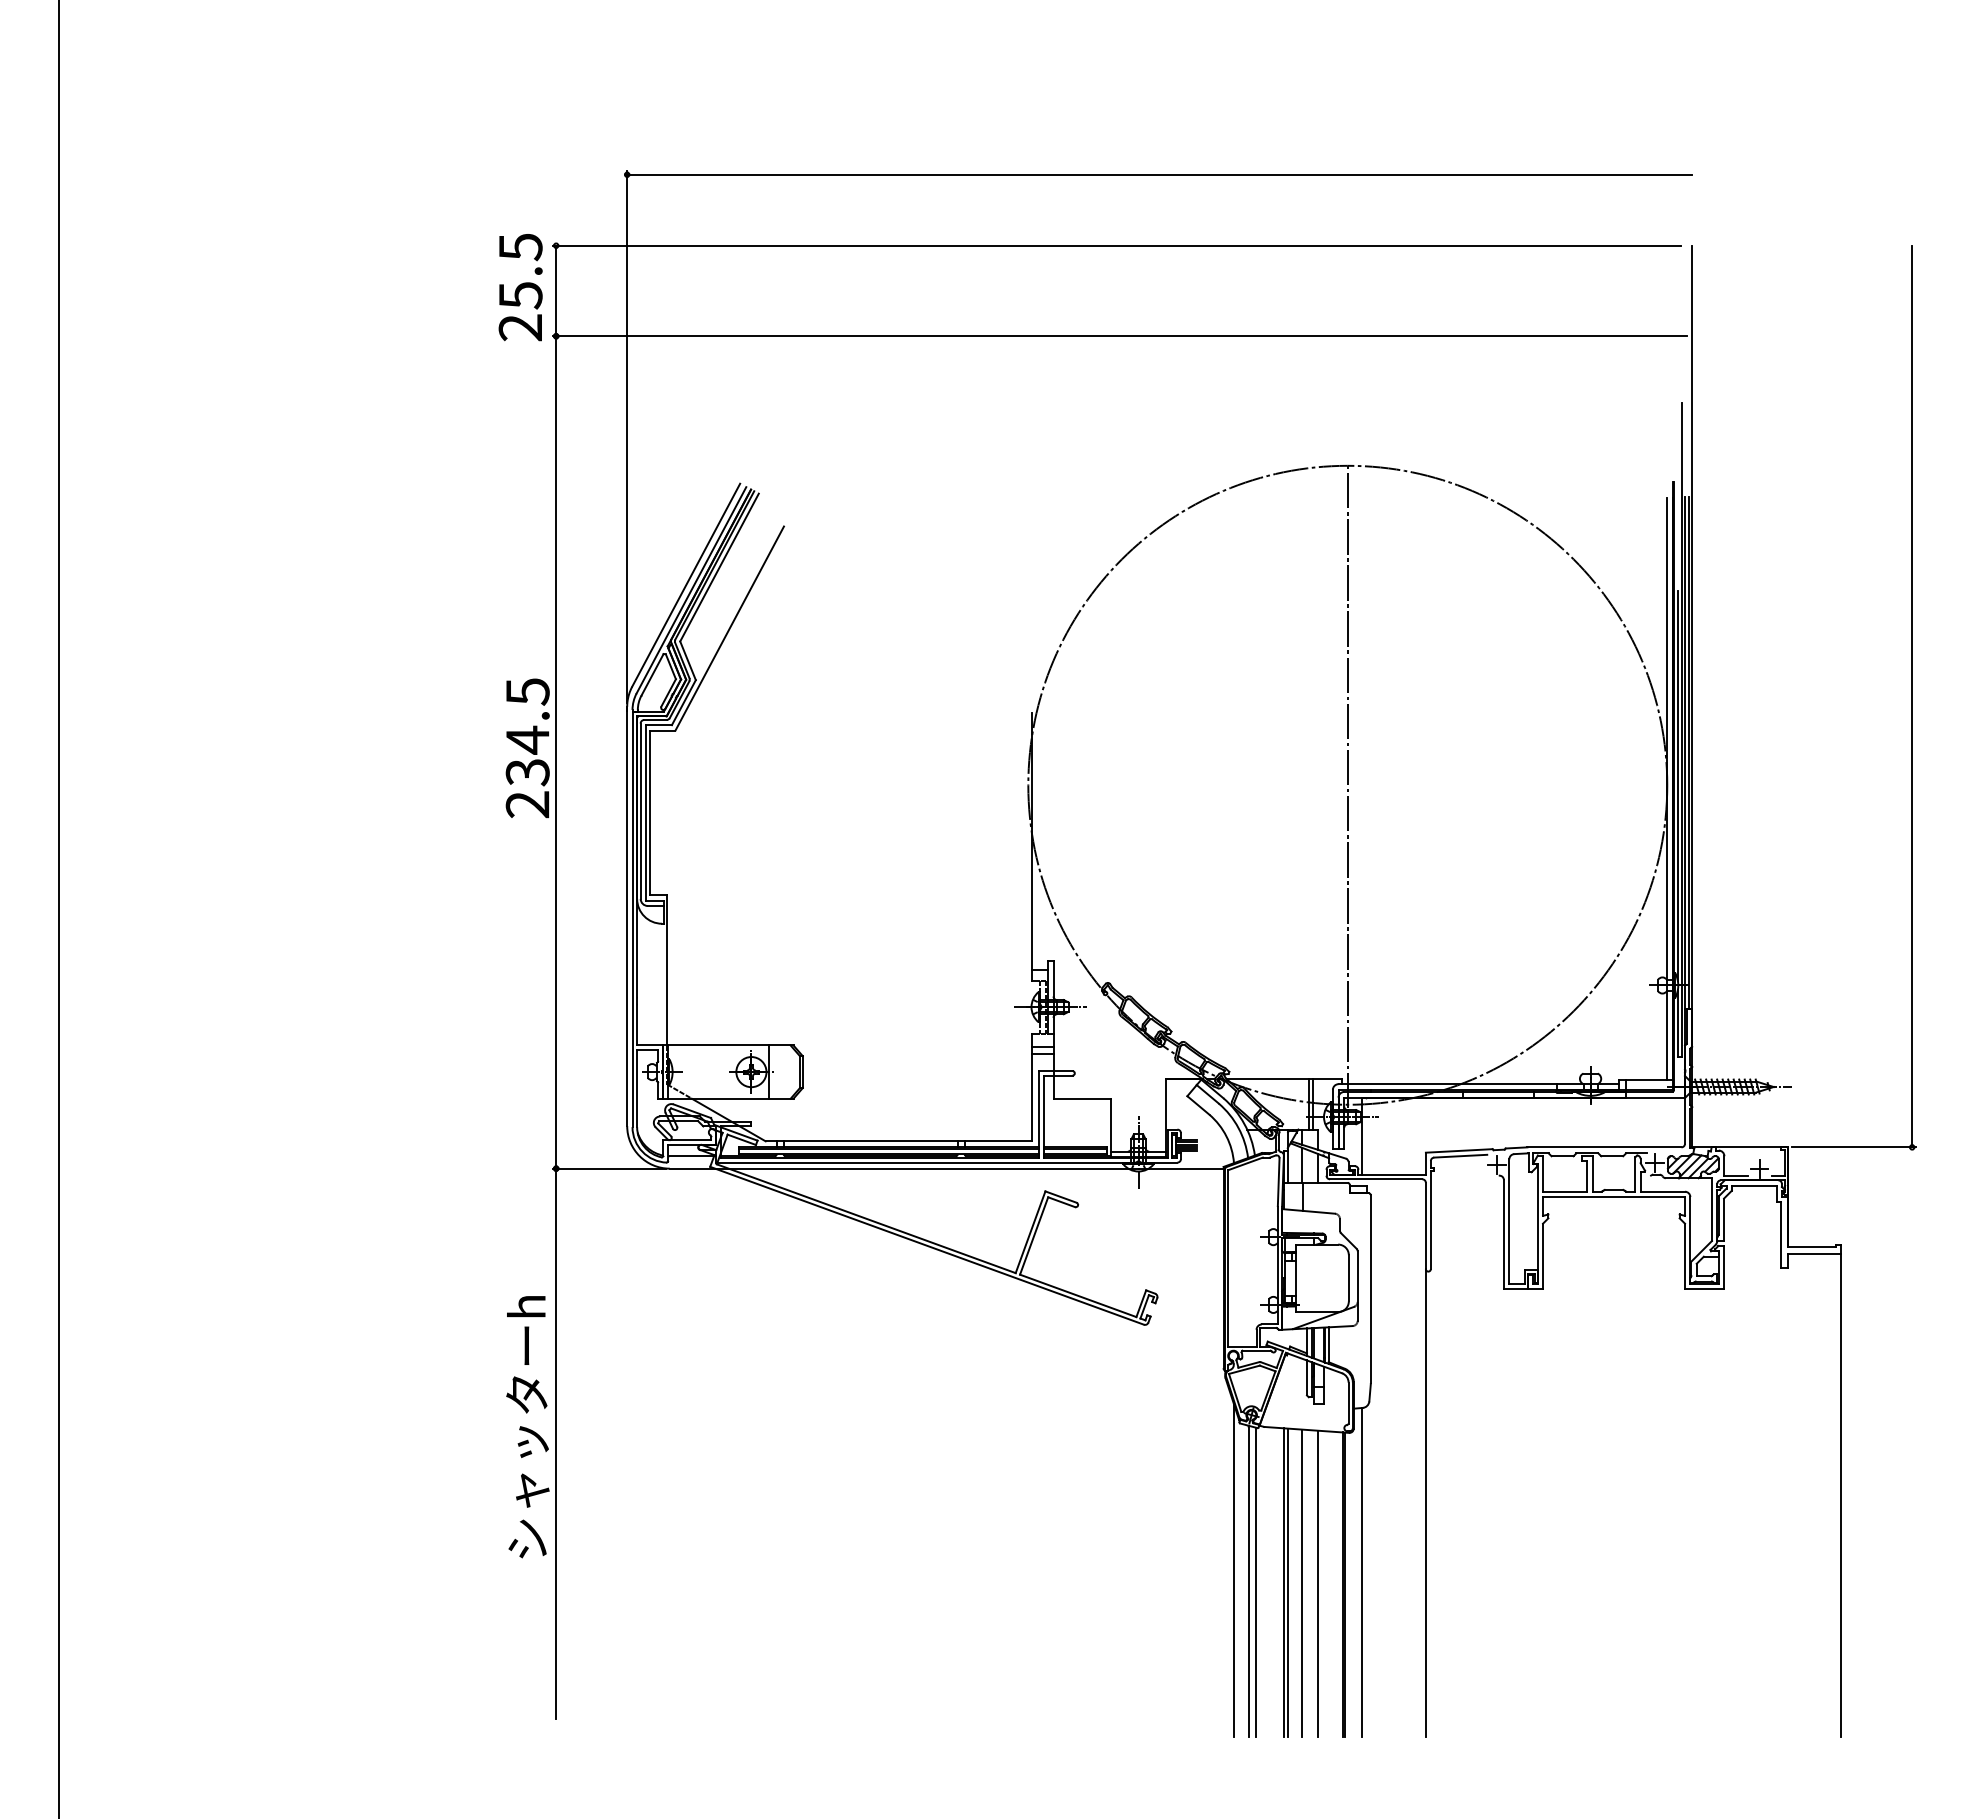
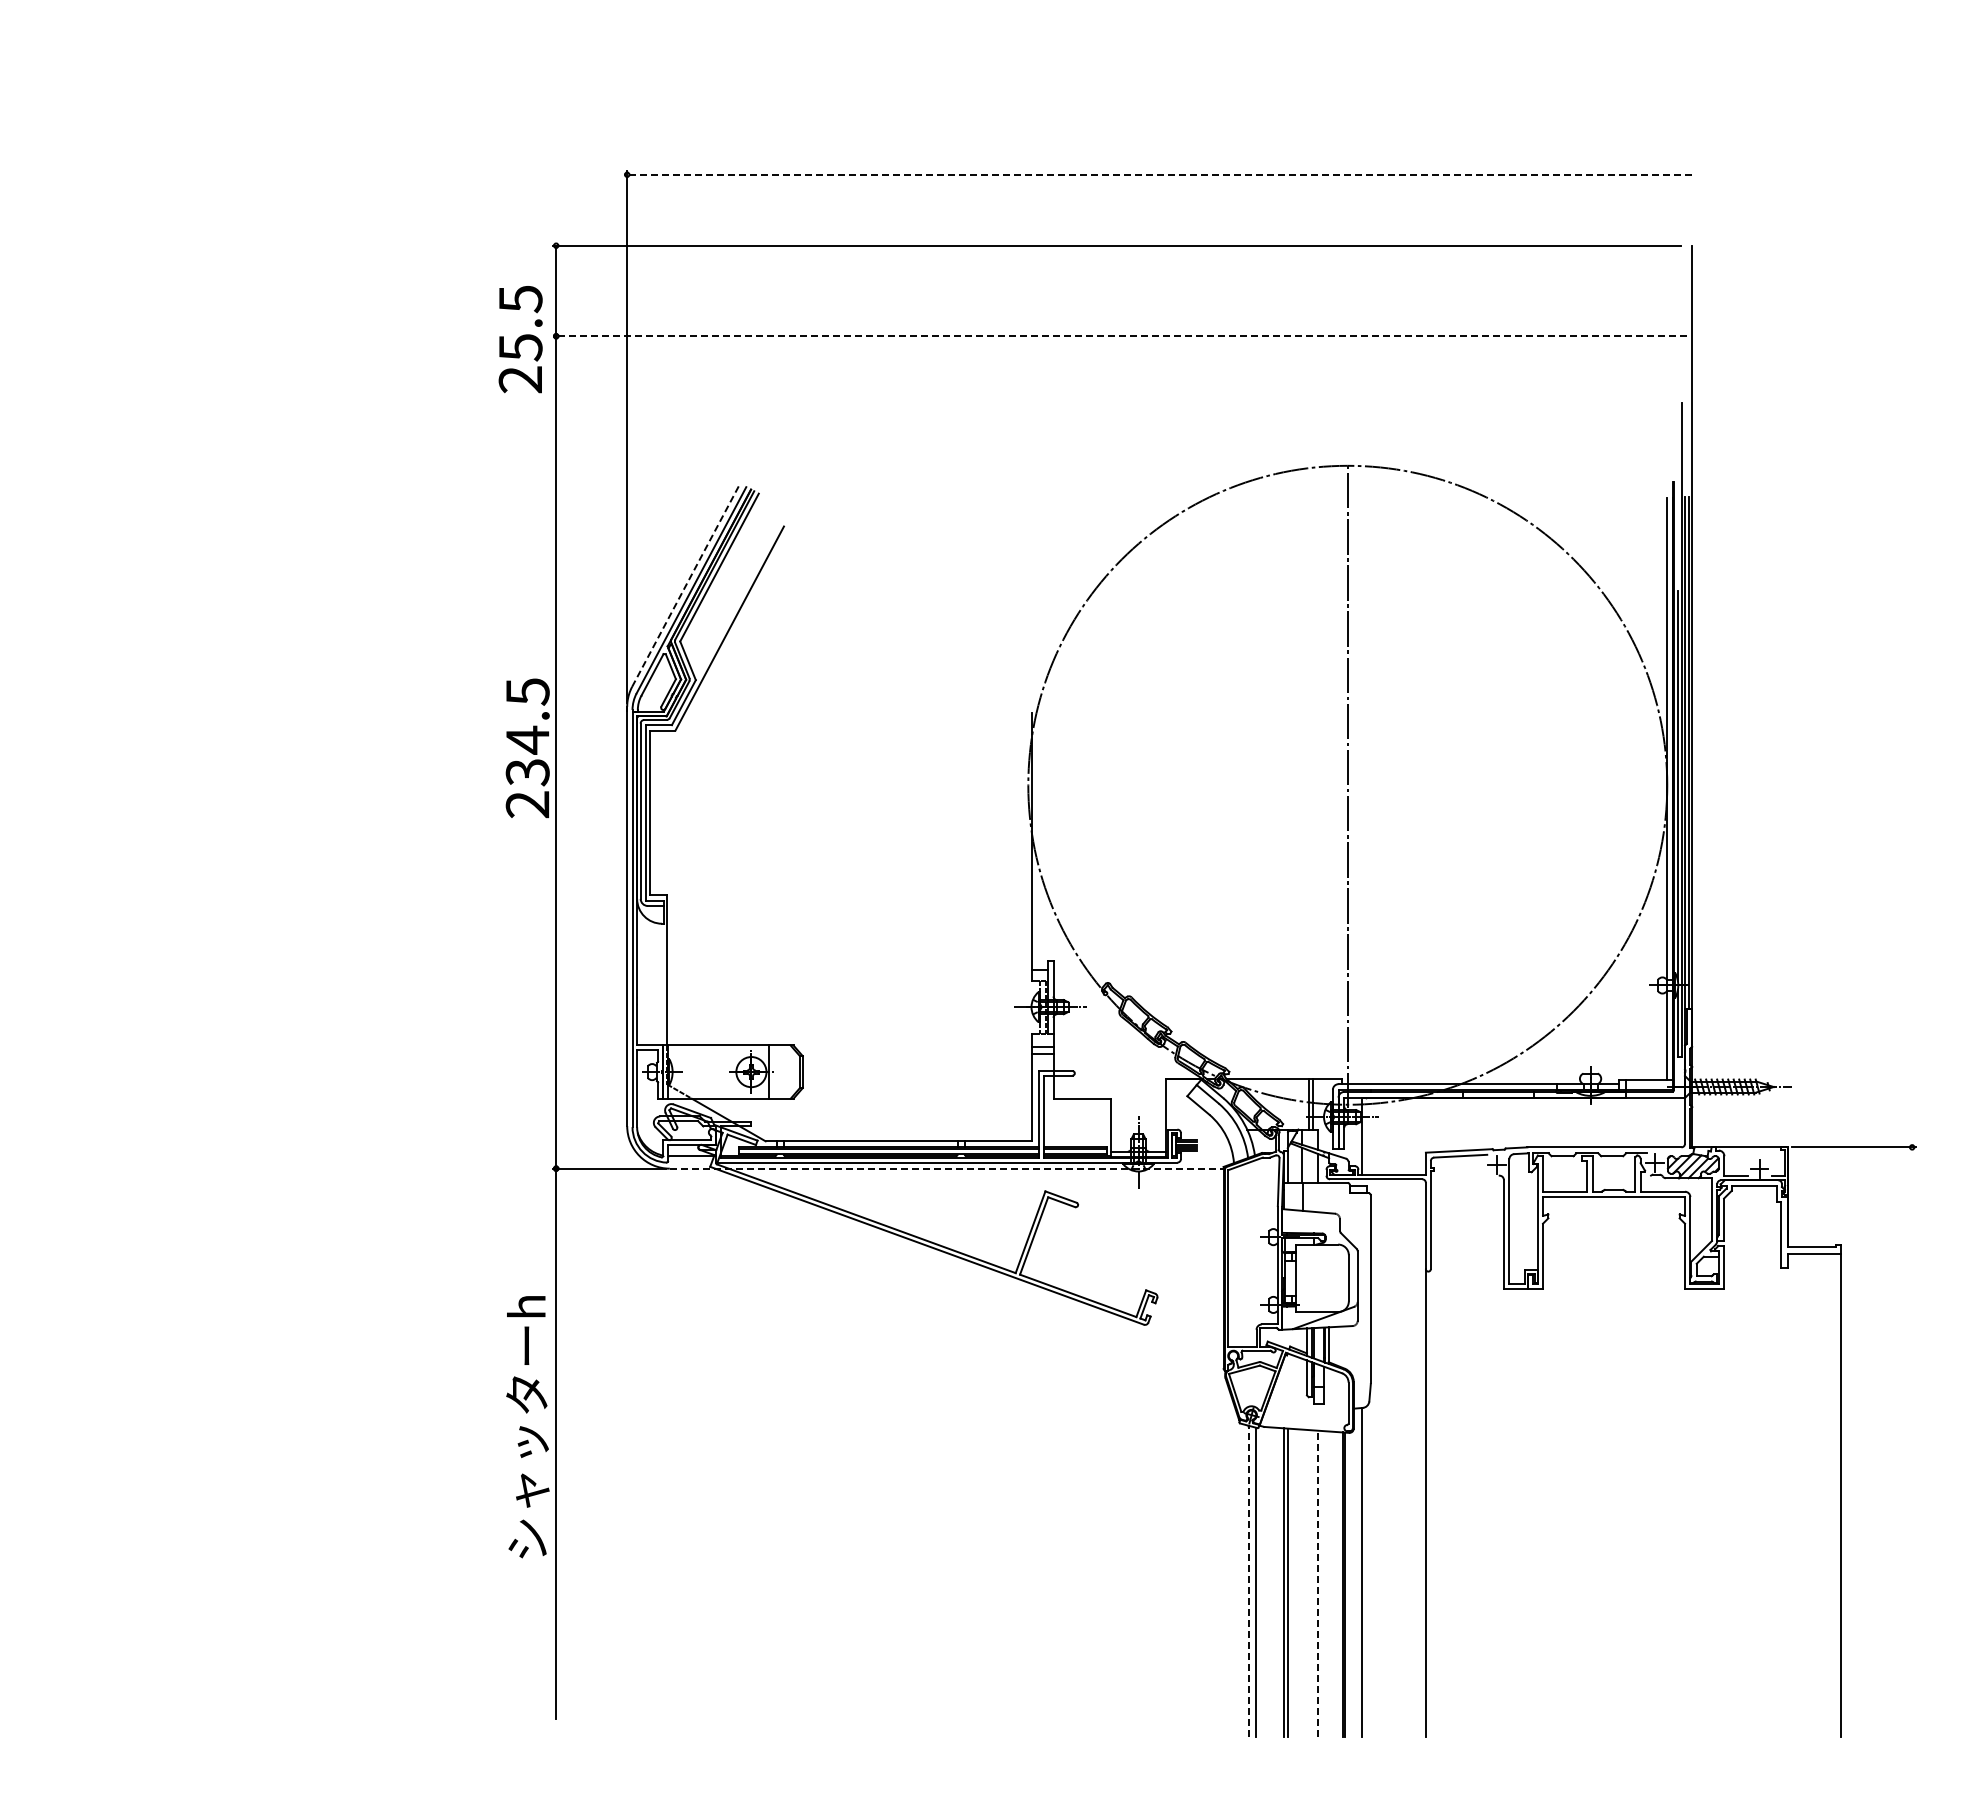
line: solid -> dashed (1159, 174)
text position: (520, 287) -> (520, 339) (520, 339)
line: solid -> dashed (1119, 336)
line: solid -> dashed (686, 584)
line: present -> none (1912, 696)
line: present -> none (59, 908)
line: solid -> dashed (946, 1168)
line: present -> none (1234, 1570)
line: solid -> dashed (1248, 1580)
line: present -> none (1302, 1582)
line: solid -> dashed (1318, 1583)
